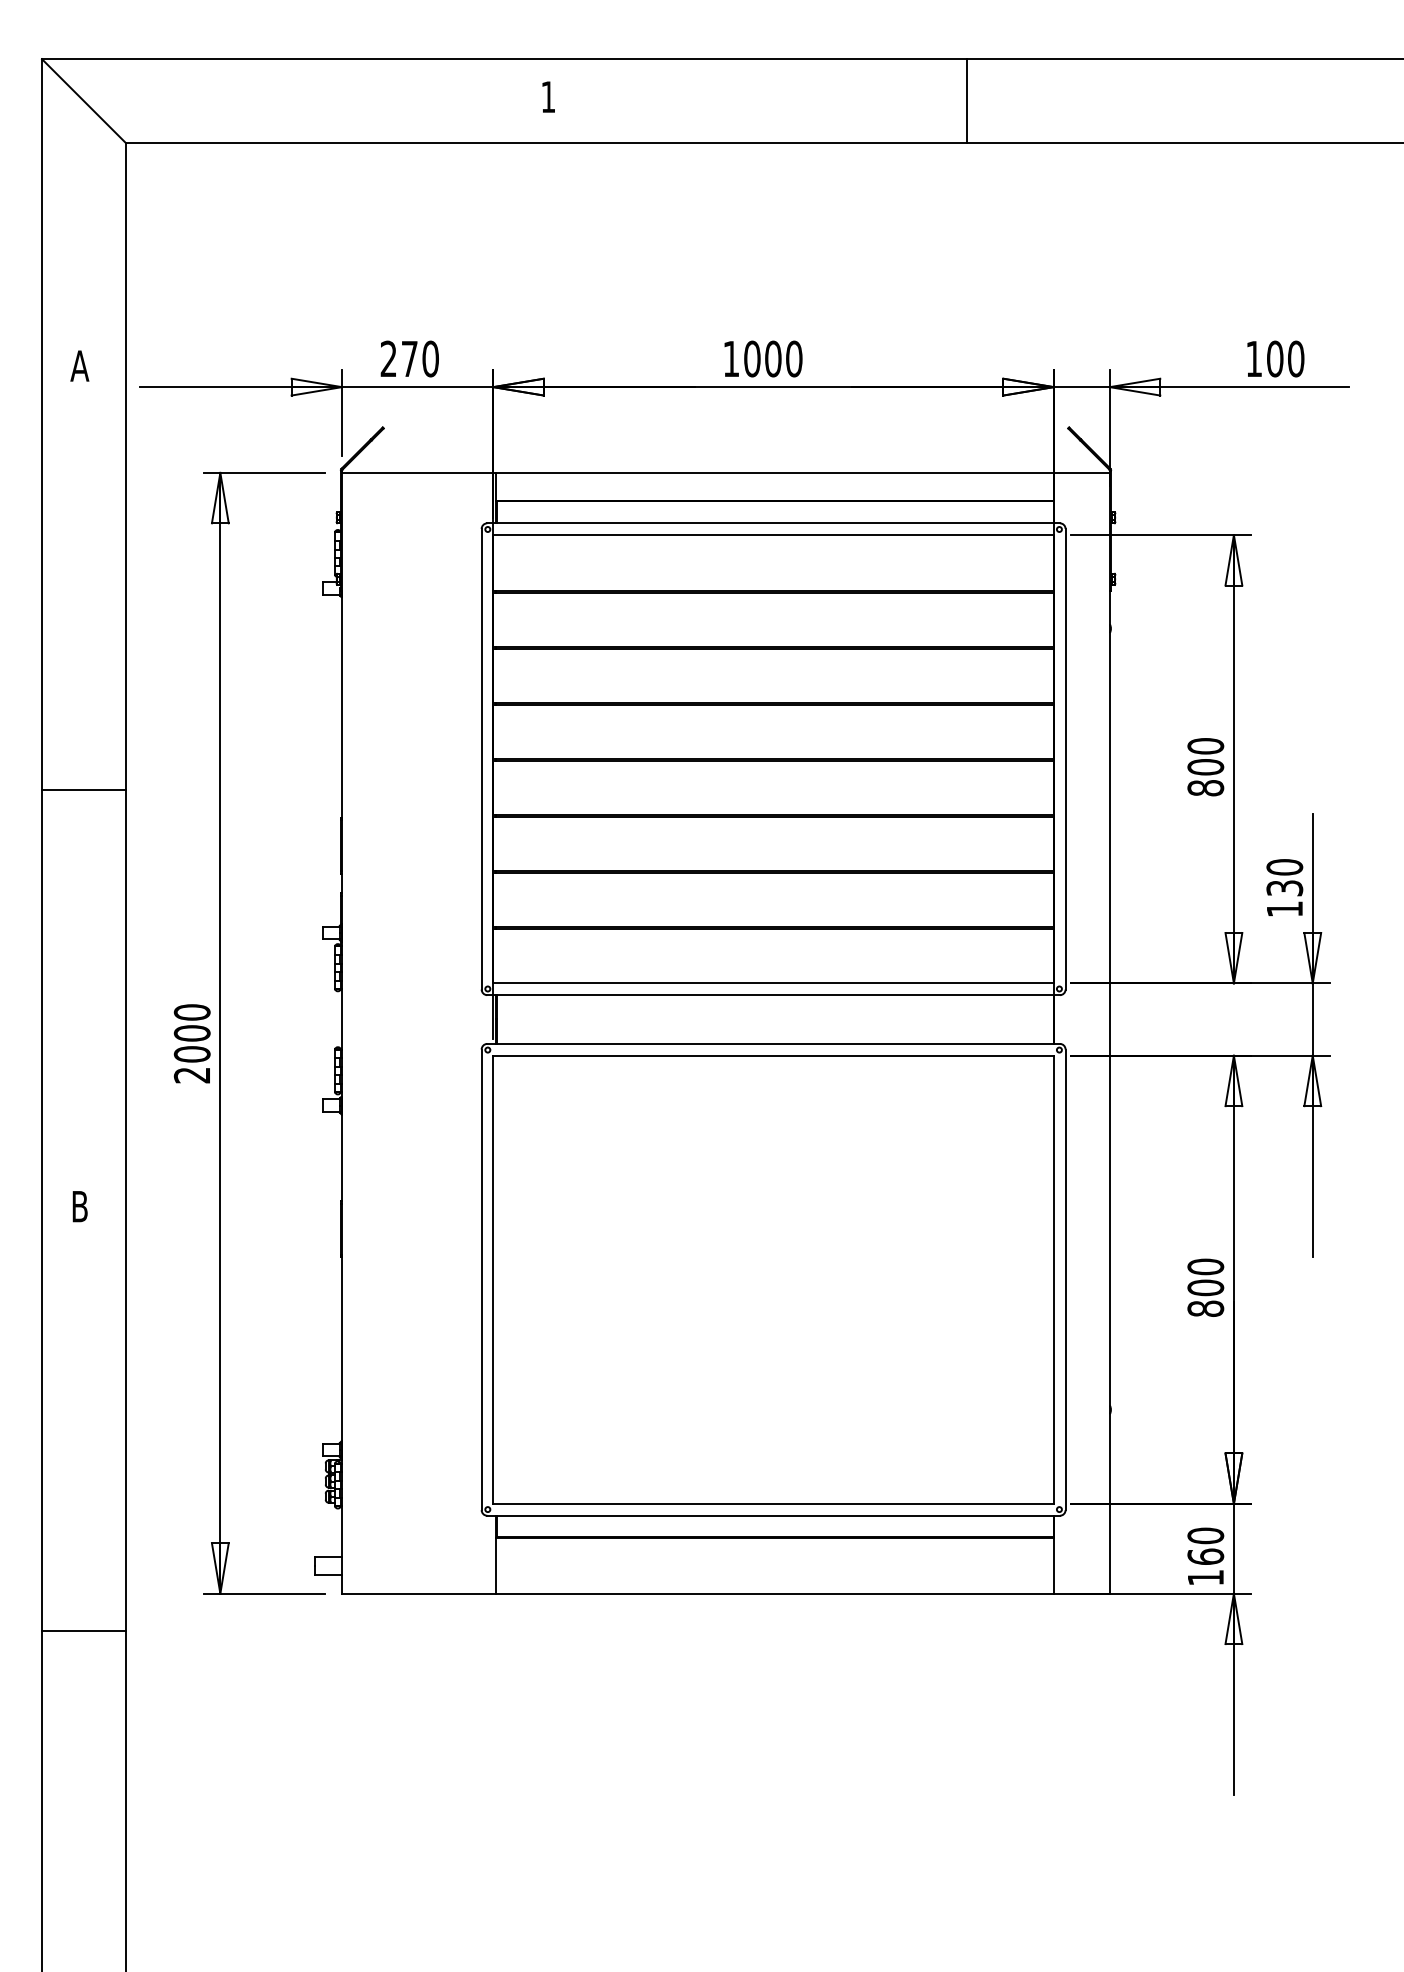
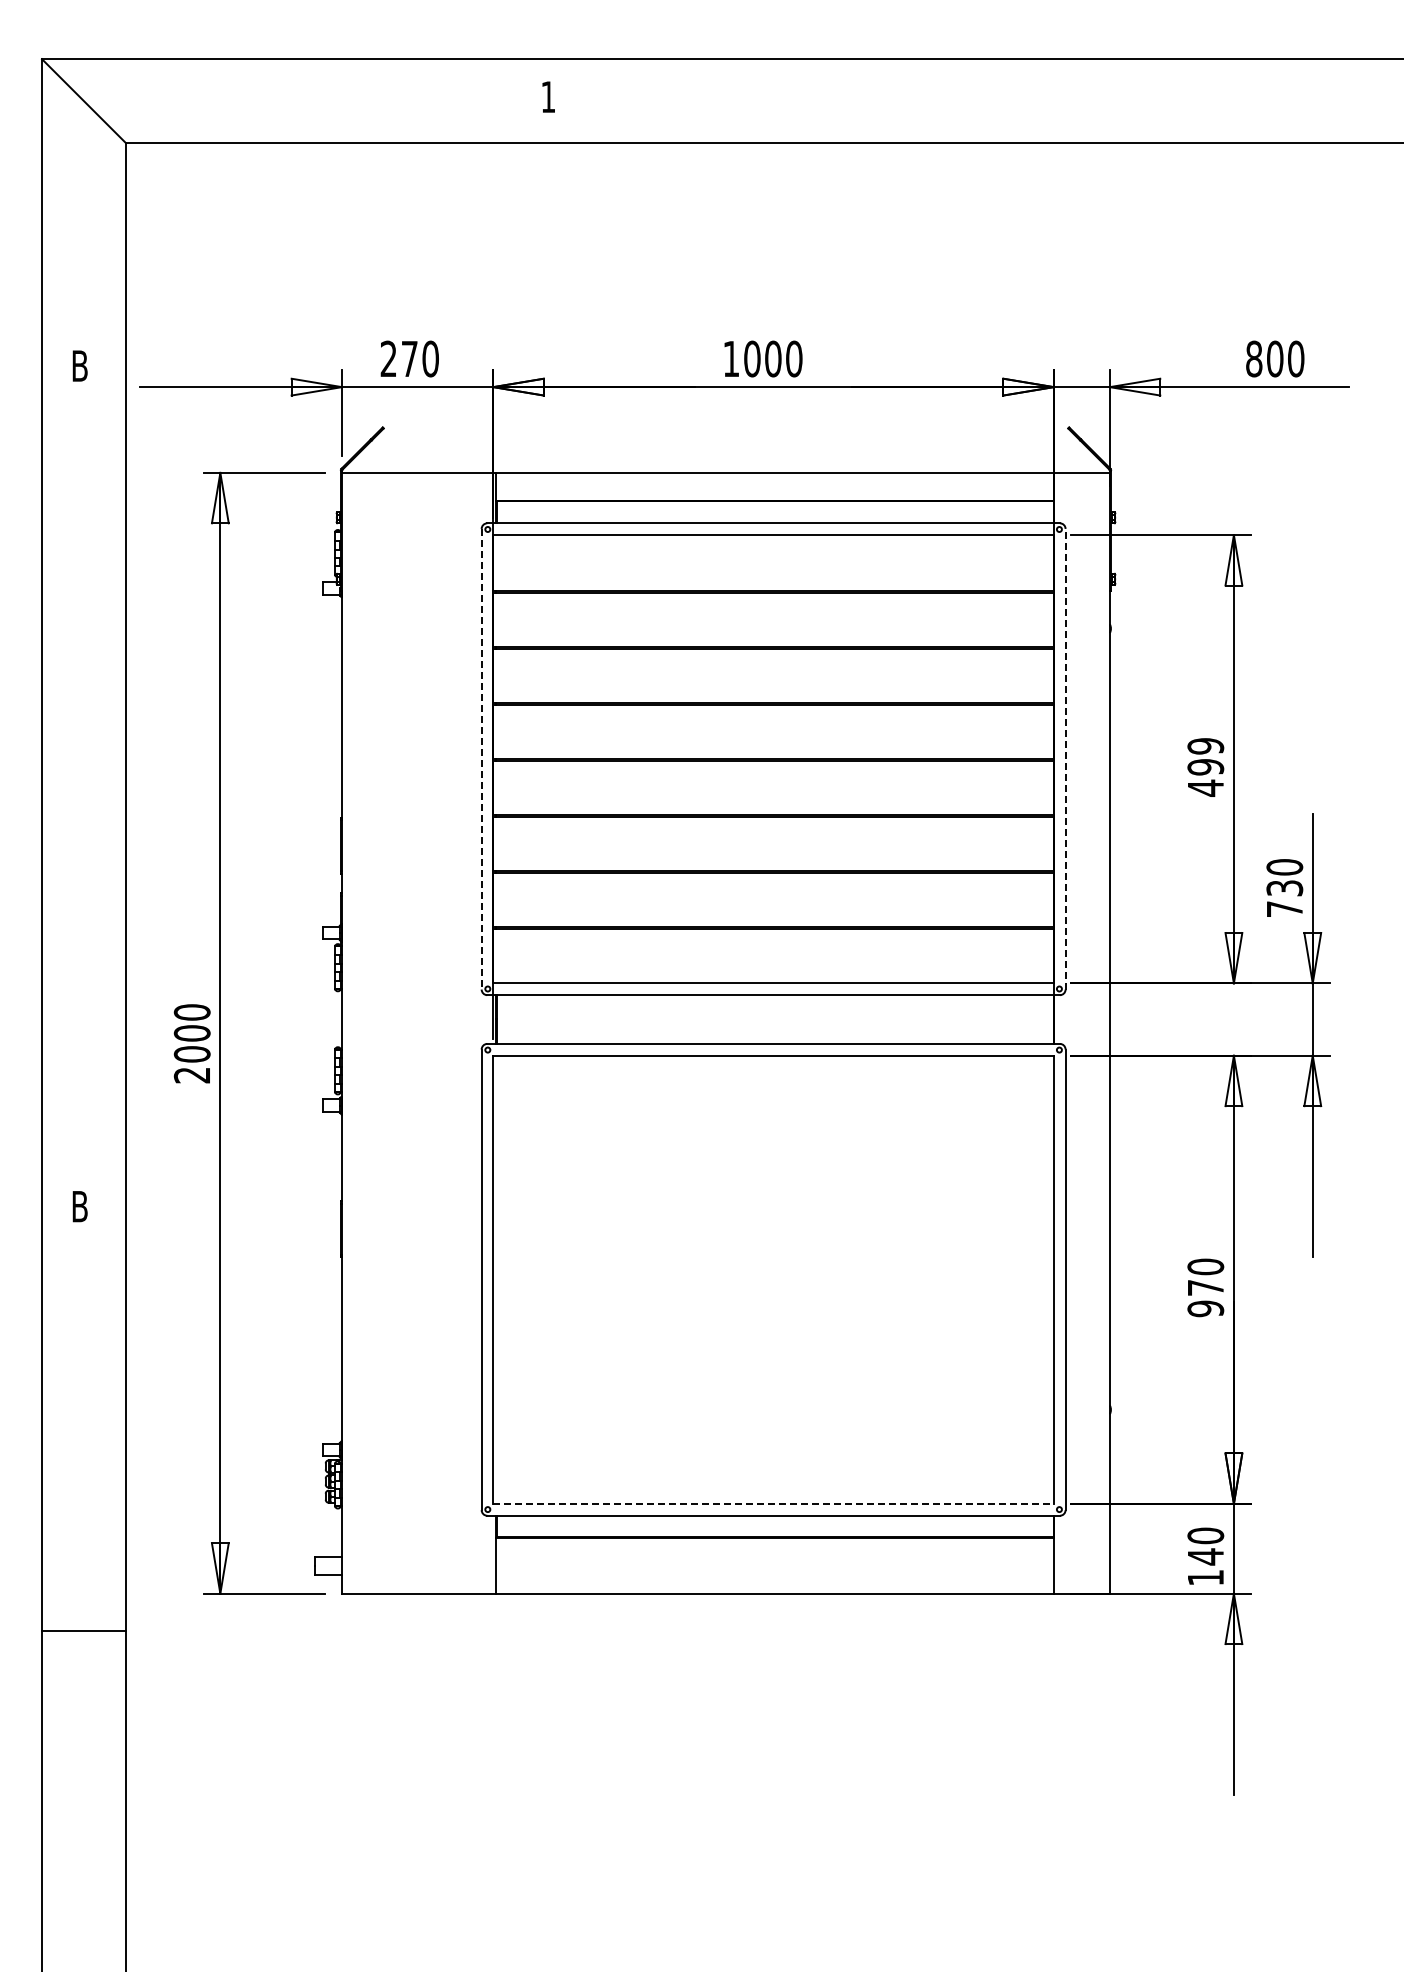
line: present -> none (966, 101)
text: 100 -> 800 (1254, 358)
text: A -> B (79, 365)
line: solid -> dashed (1065, 758)
line: solid -> dashed (481, 759)
text: 800 -> 499 (1205, 767)
line: present -> none (83, 790)
text: 130 -> 730 (1284, 908)
text: 800 -> 970 (1205, 1298)
line: solid -> dashed (774, 1503)
text: 160 -> 140 (1205, 1556)
